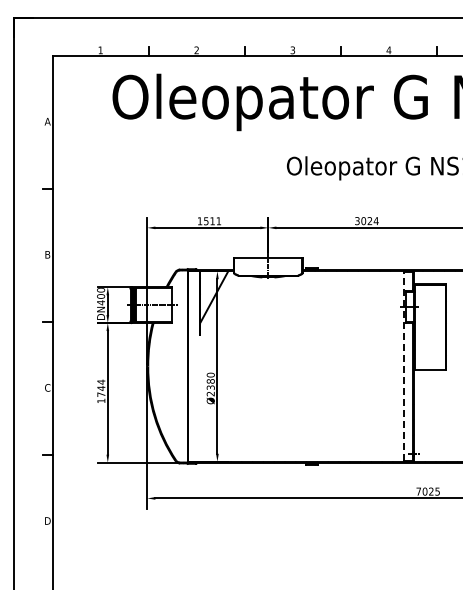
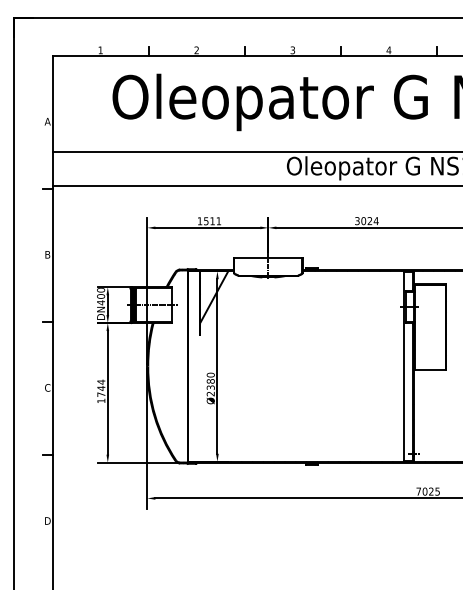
line: none -> present (255, 152)
line: none -> present (255, 185)
line: dashed -> solid (404, 366)
